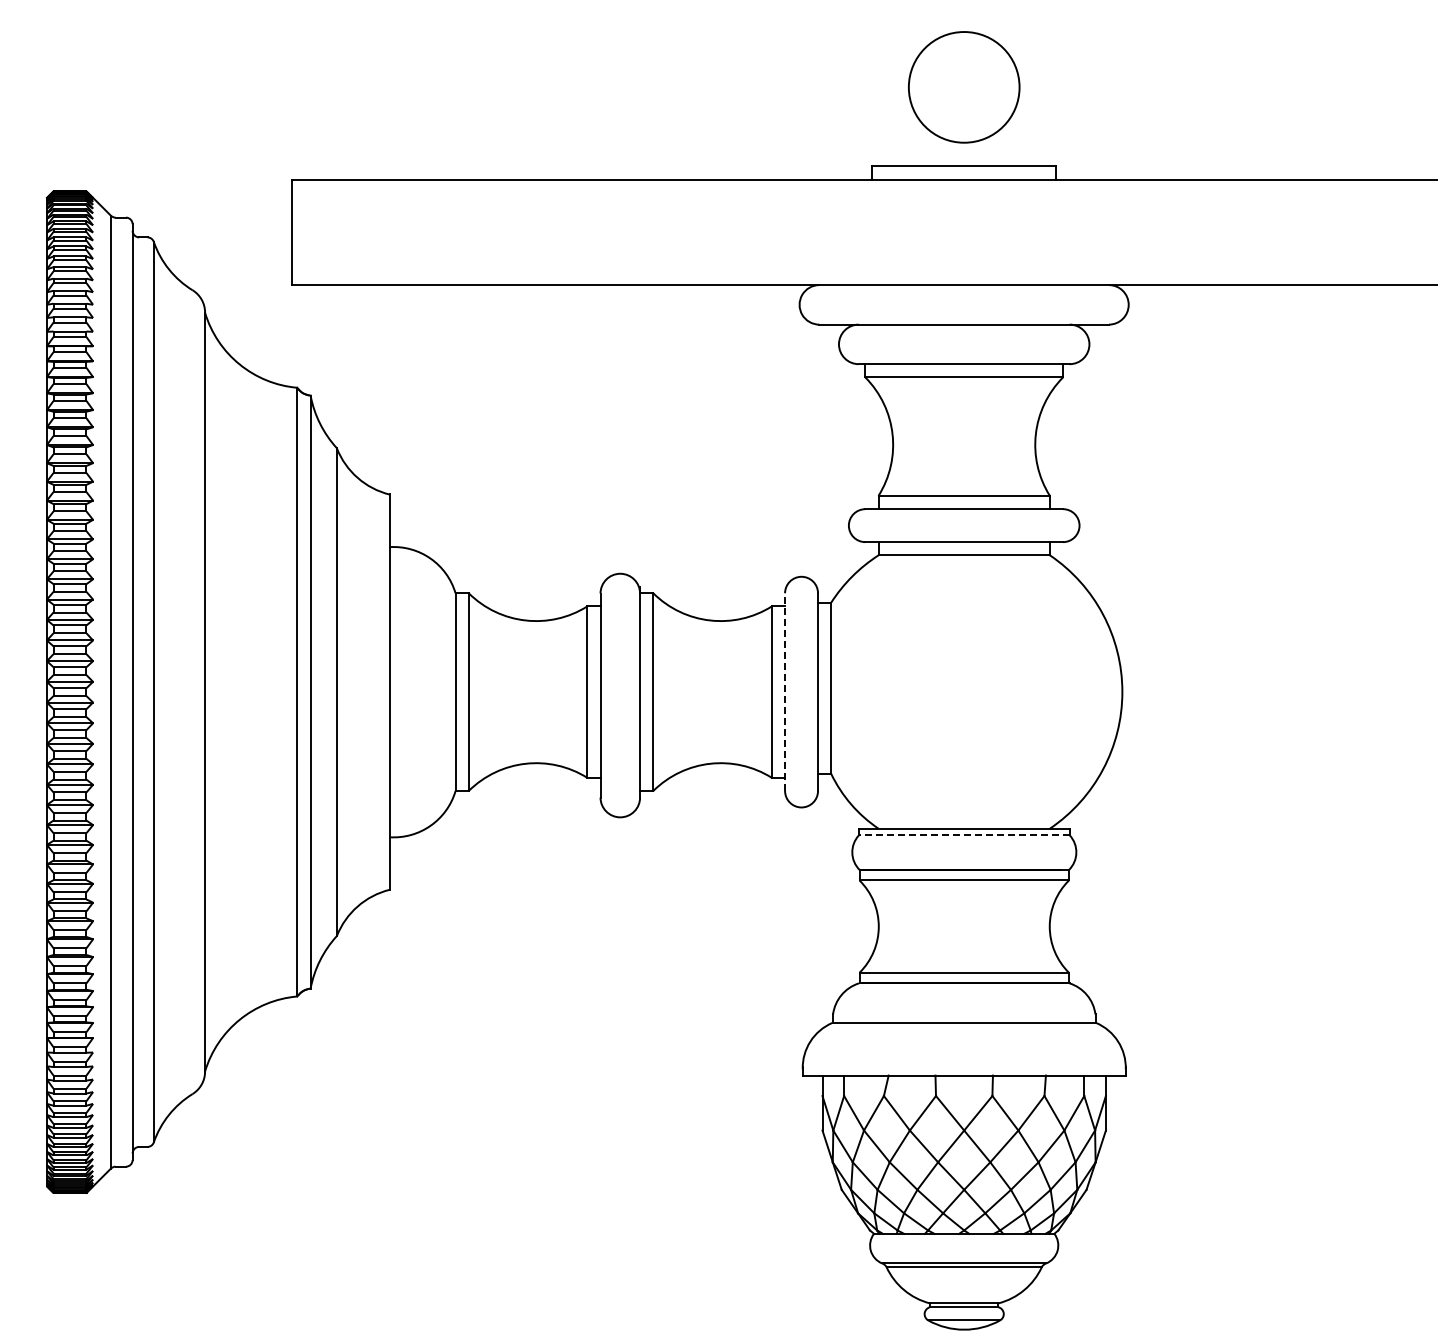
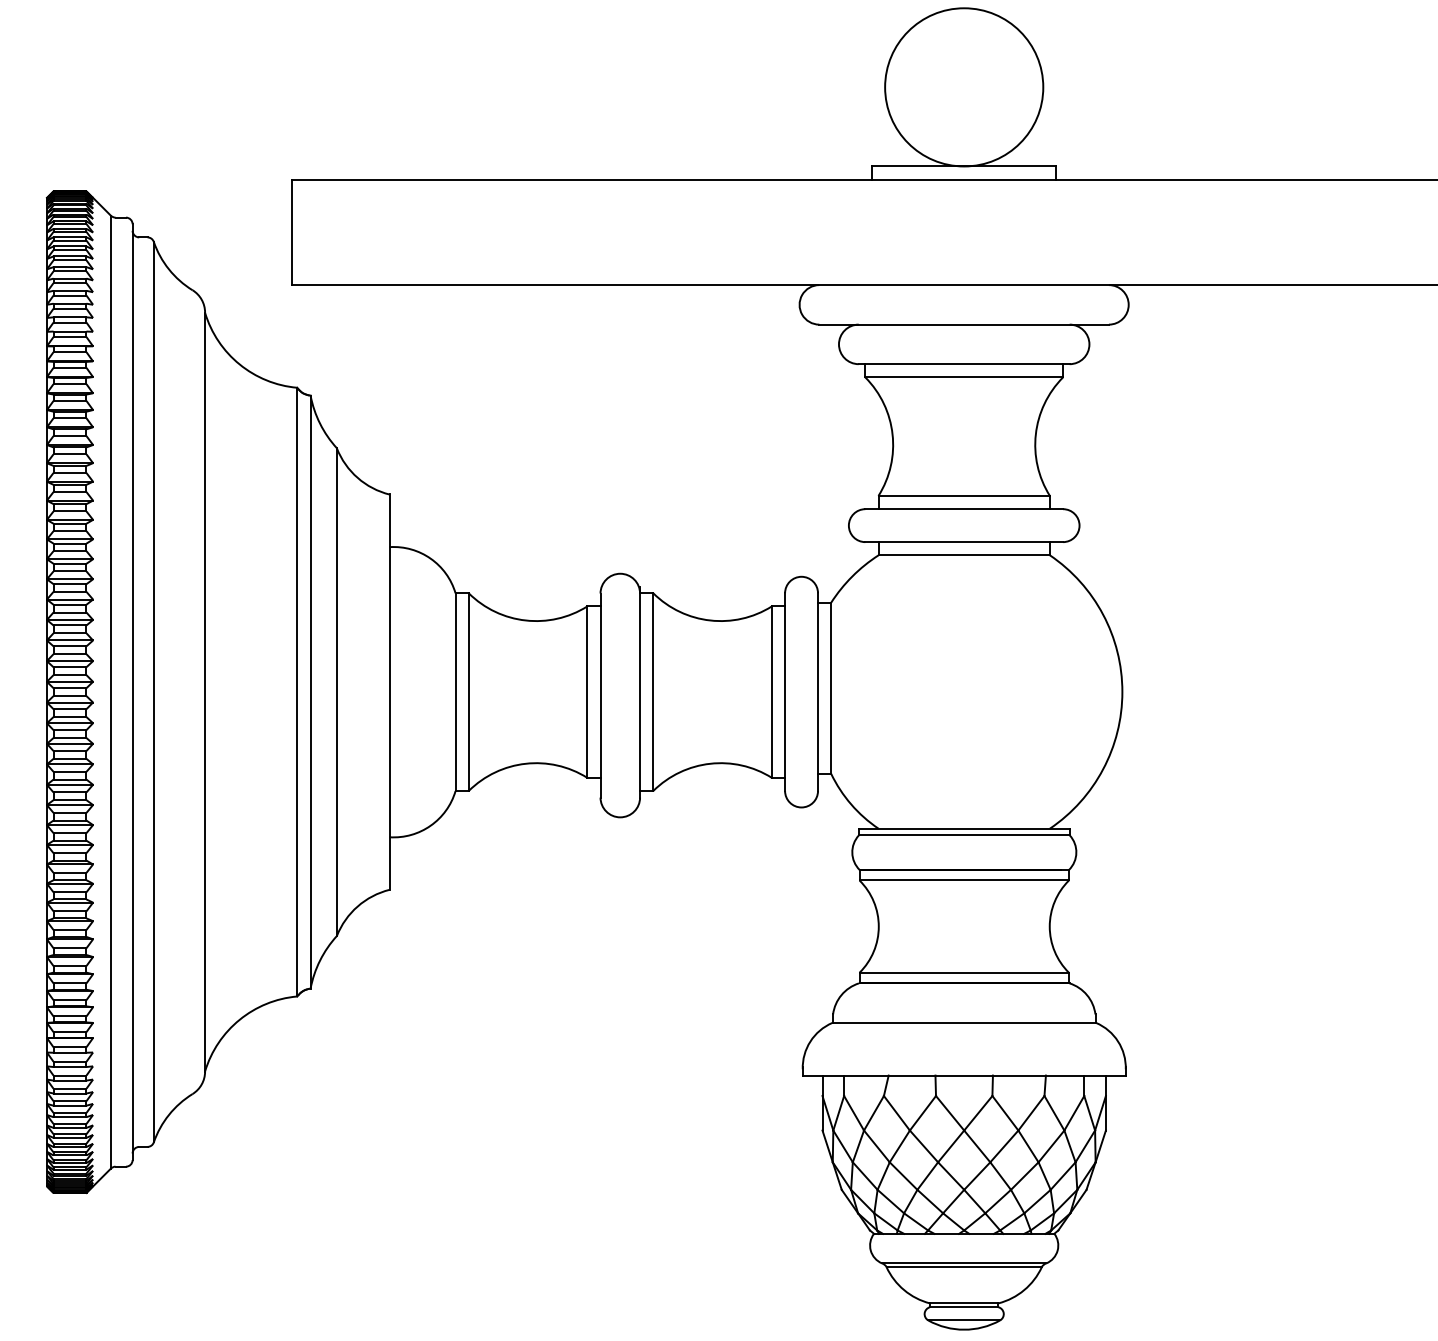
circle diameter: 111 px -> 158 px (964, 87)
line: dashed -> solid (785, 692)
line: dashed -> solid (963, 835)
